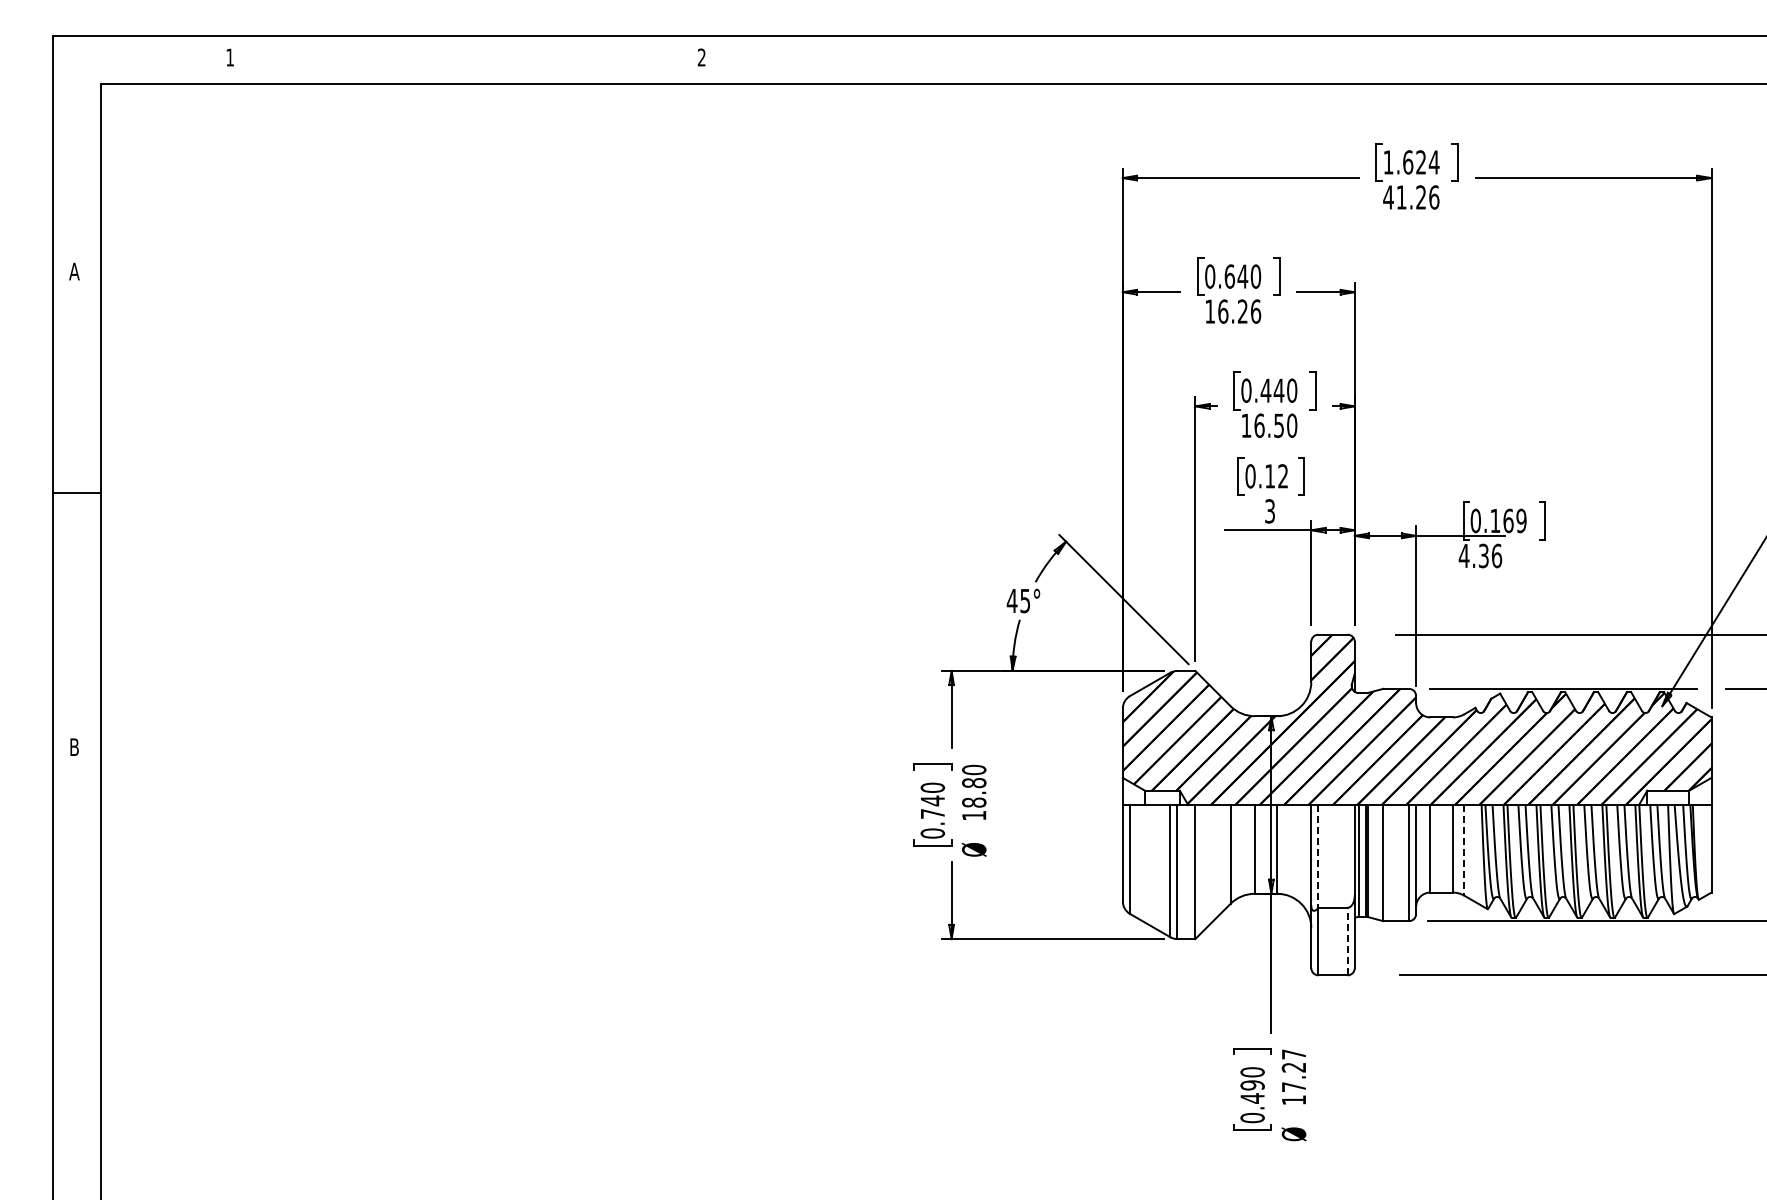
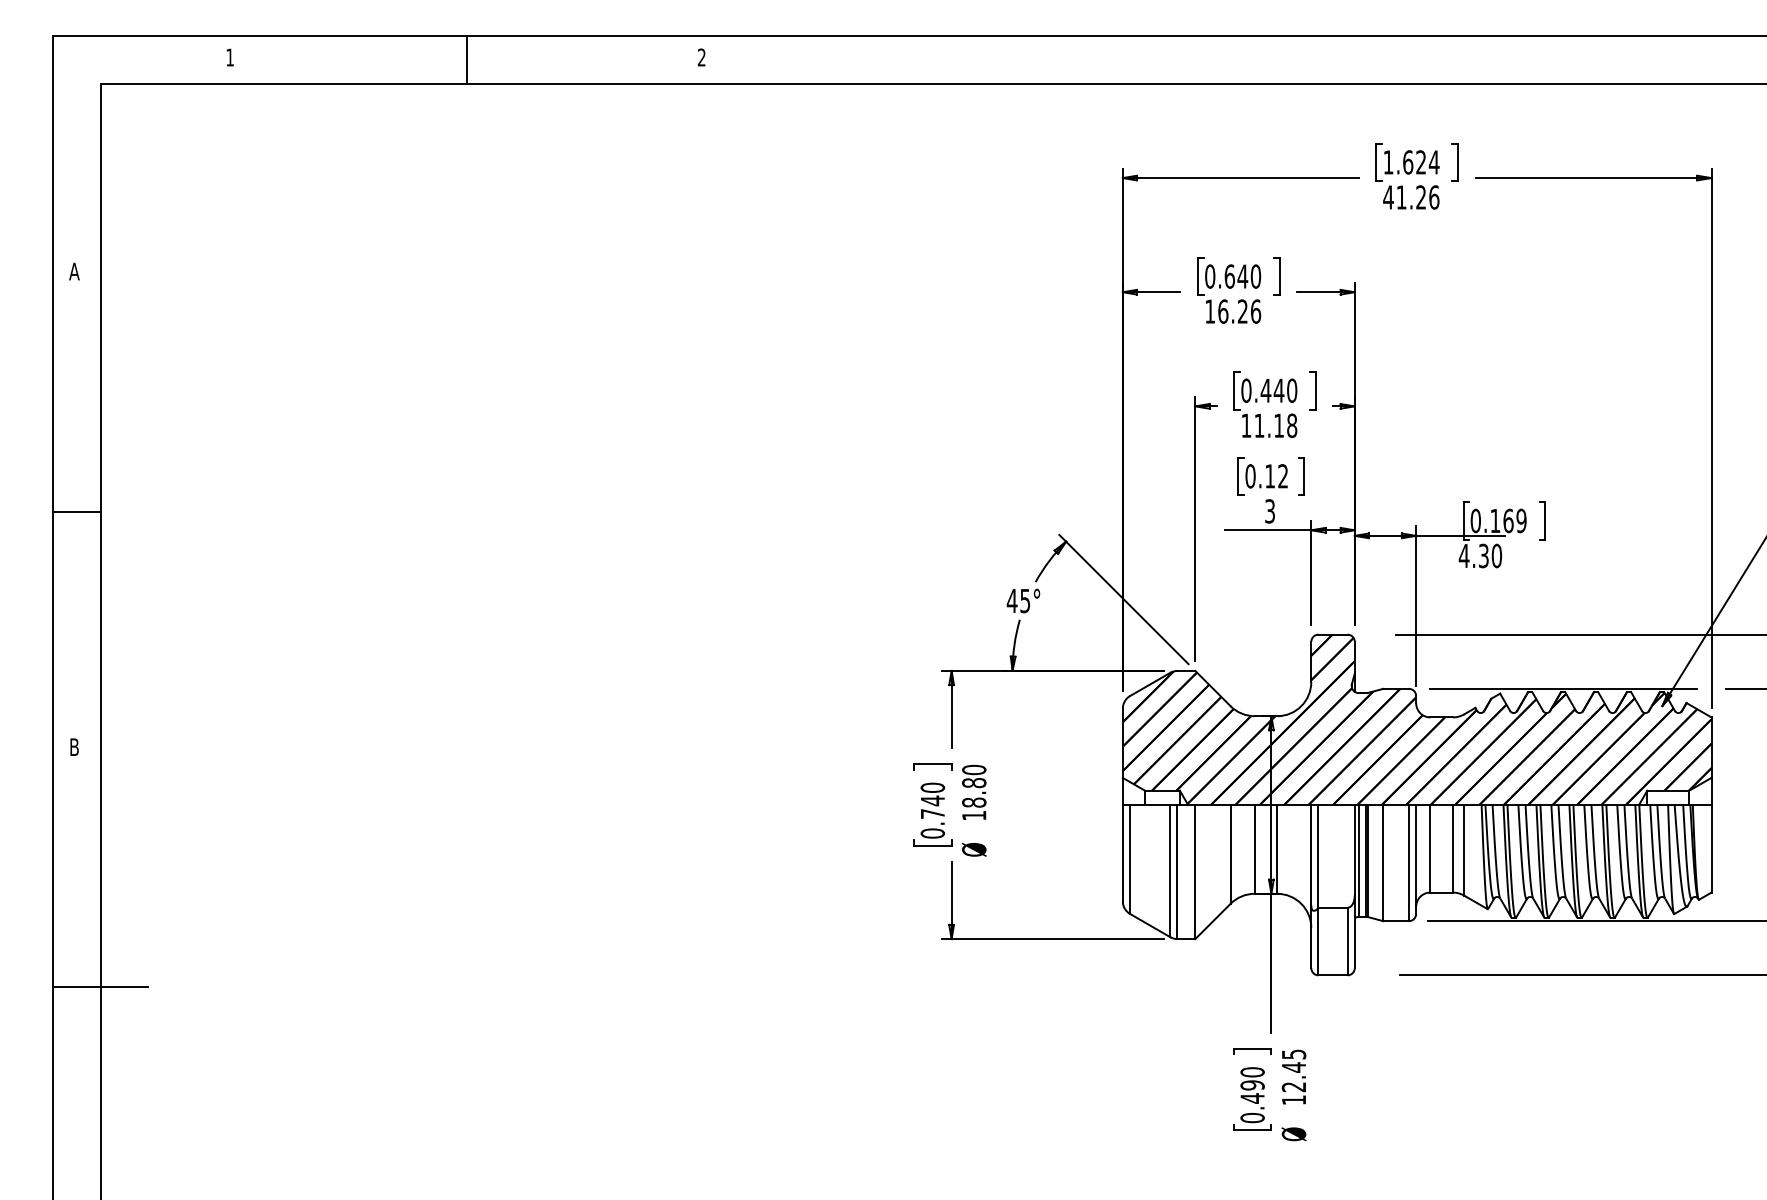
line: none -> present (466, 59)
text: 16.50 -> 11.18 (1275, 425)
line position: (76, 492) -> (76, 511) (76, 511)
text: 4.36 -> 4.30 (1496, 555)
line: dashed -> solid (1464, 850)
line: dashed -> solid (1318, 856)
line: dashed -> solid (1347, 941)
line: none -> present (100, 987)
text: 17.27 -> 12.45 (1293, 1070)
